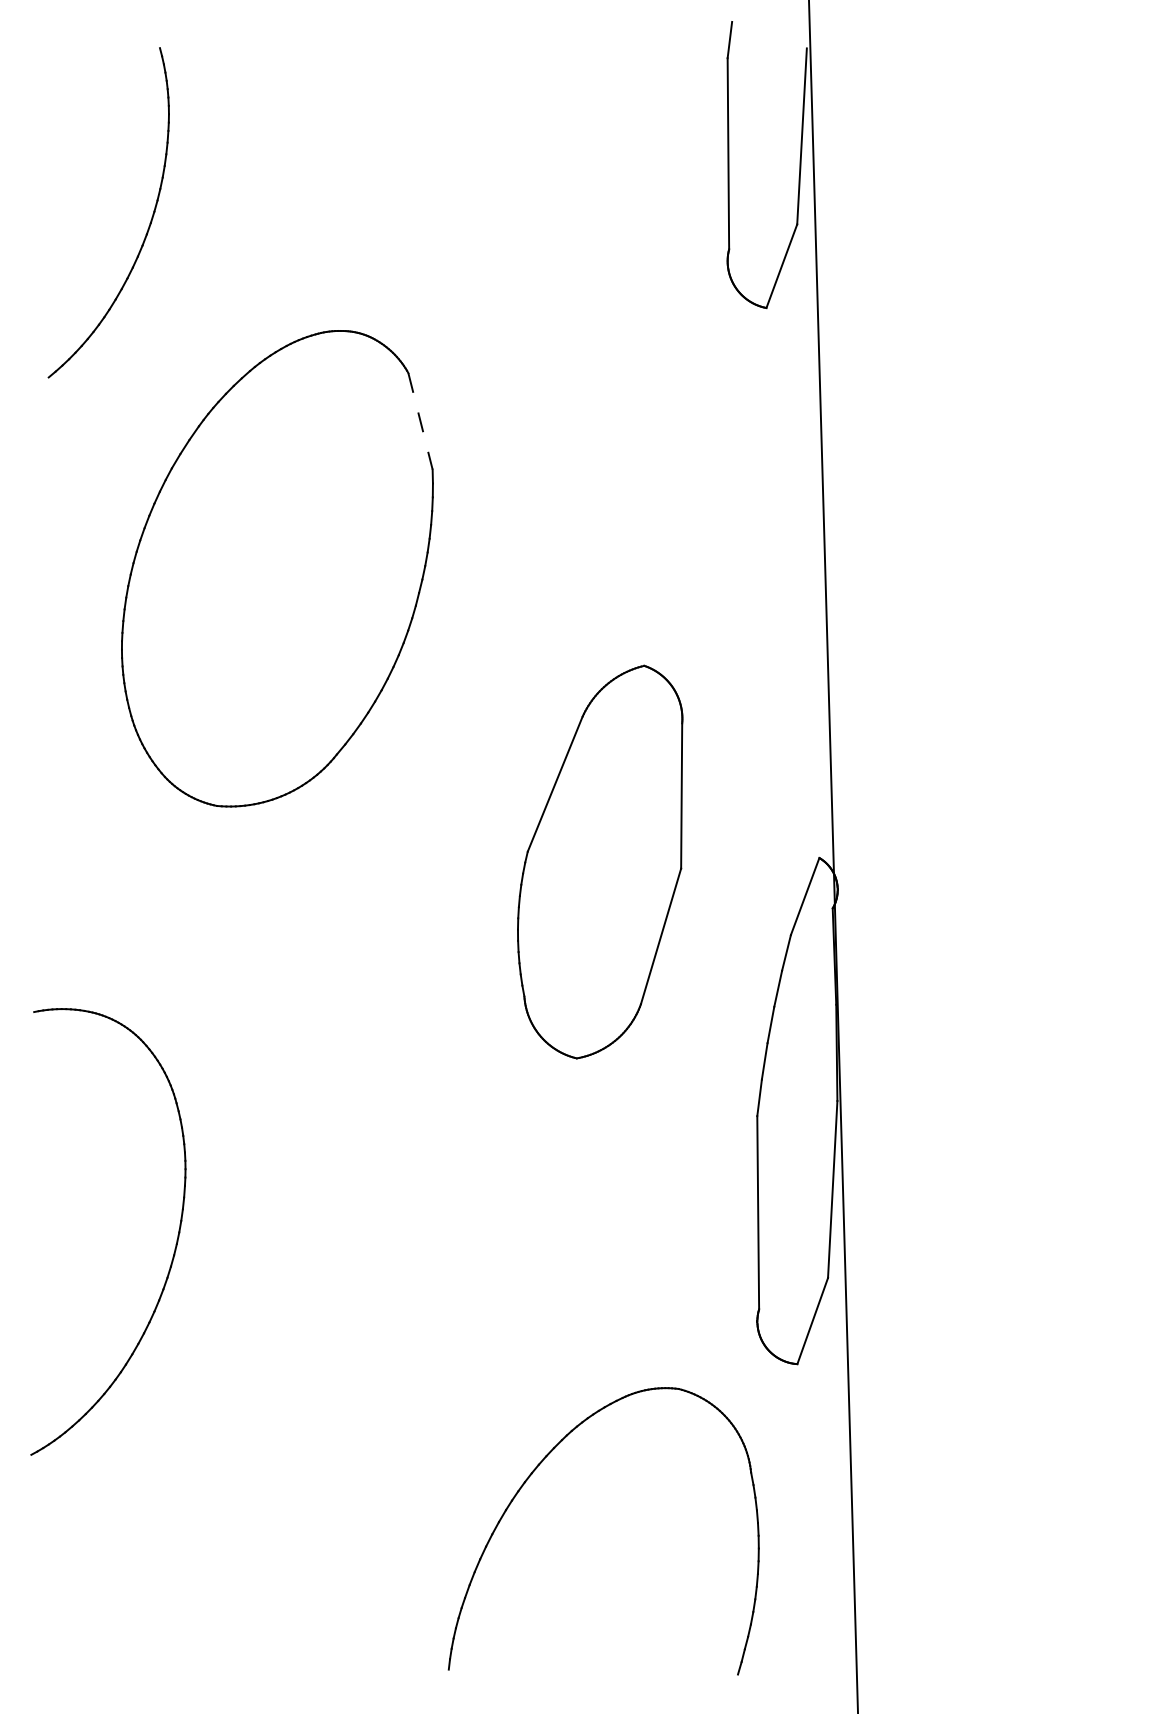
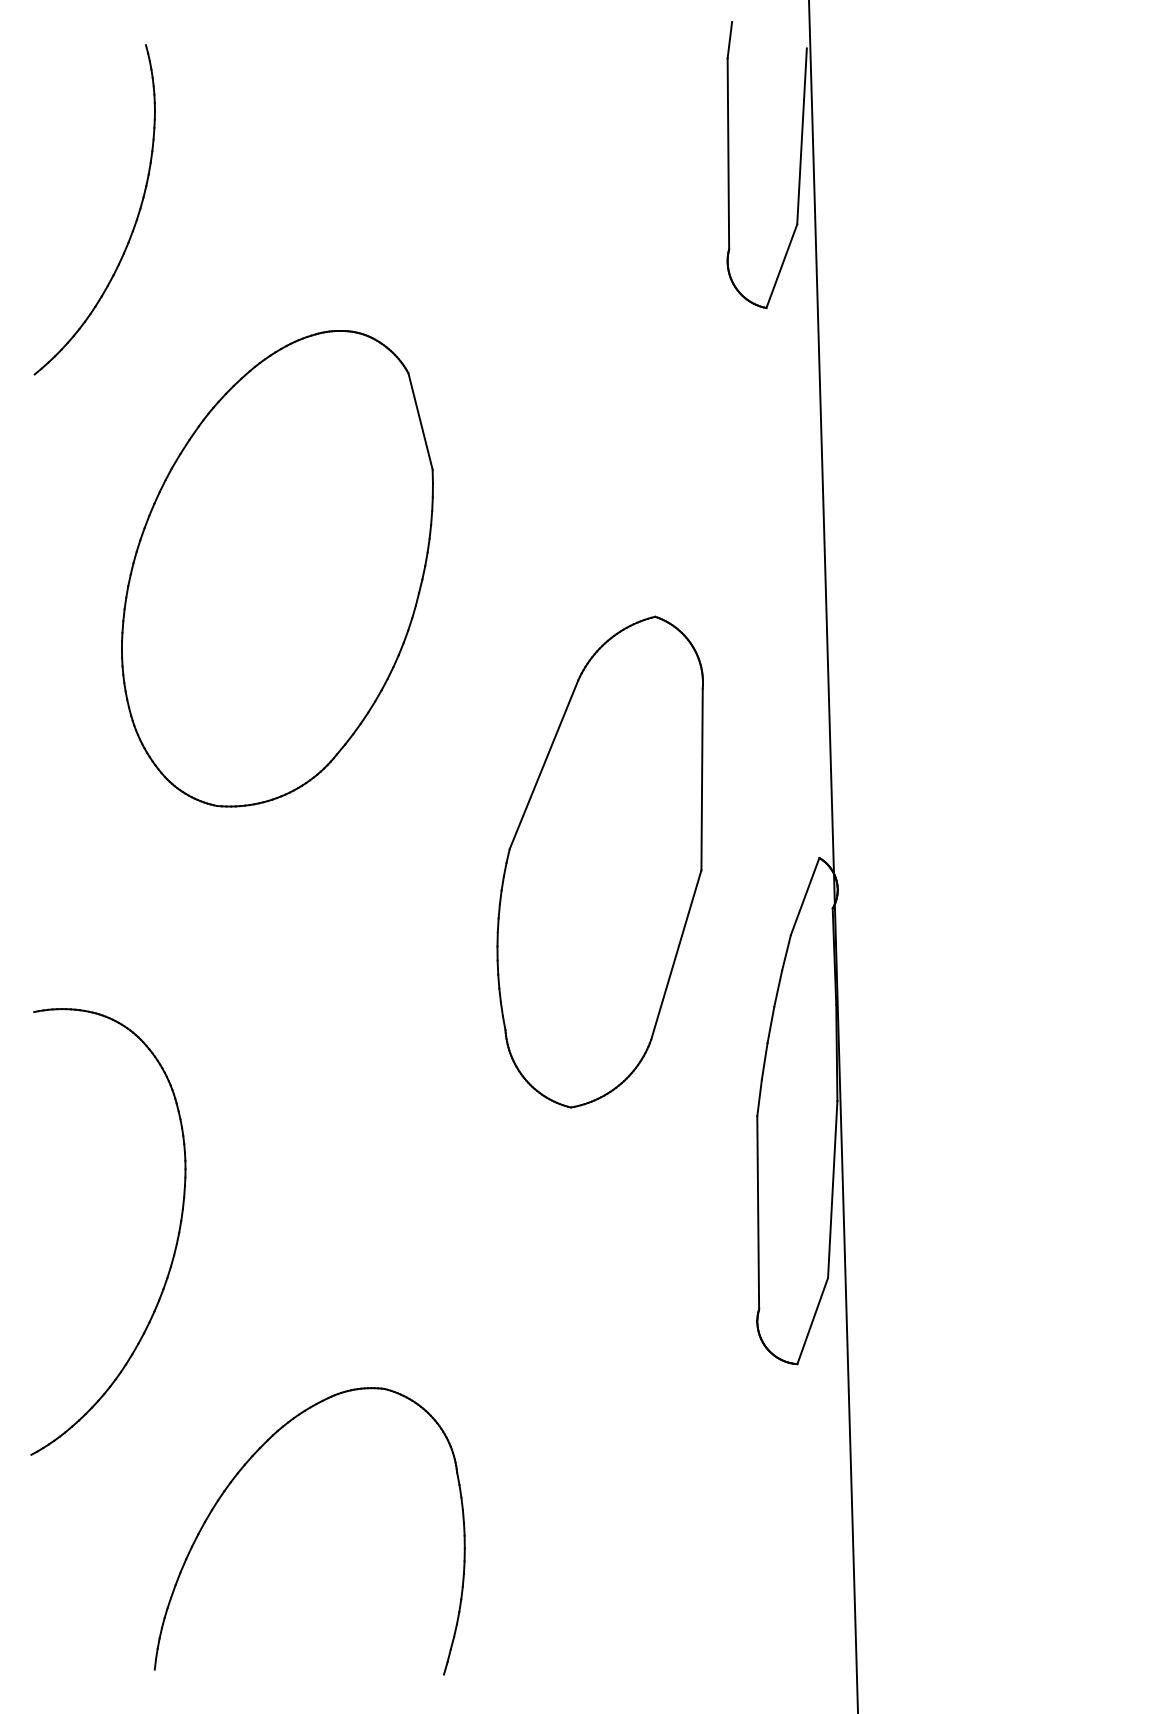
part position: (148, 226) -> (134, 223) (134, 223)
line: dashed -> solid (420, 421)
part size: 167x396 px -> 208x494 px (599, 861)
part position: (532, 1474) -> (238, 1474) (238, 1474)
